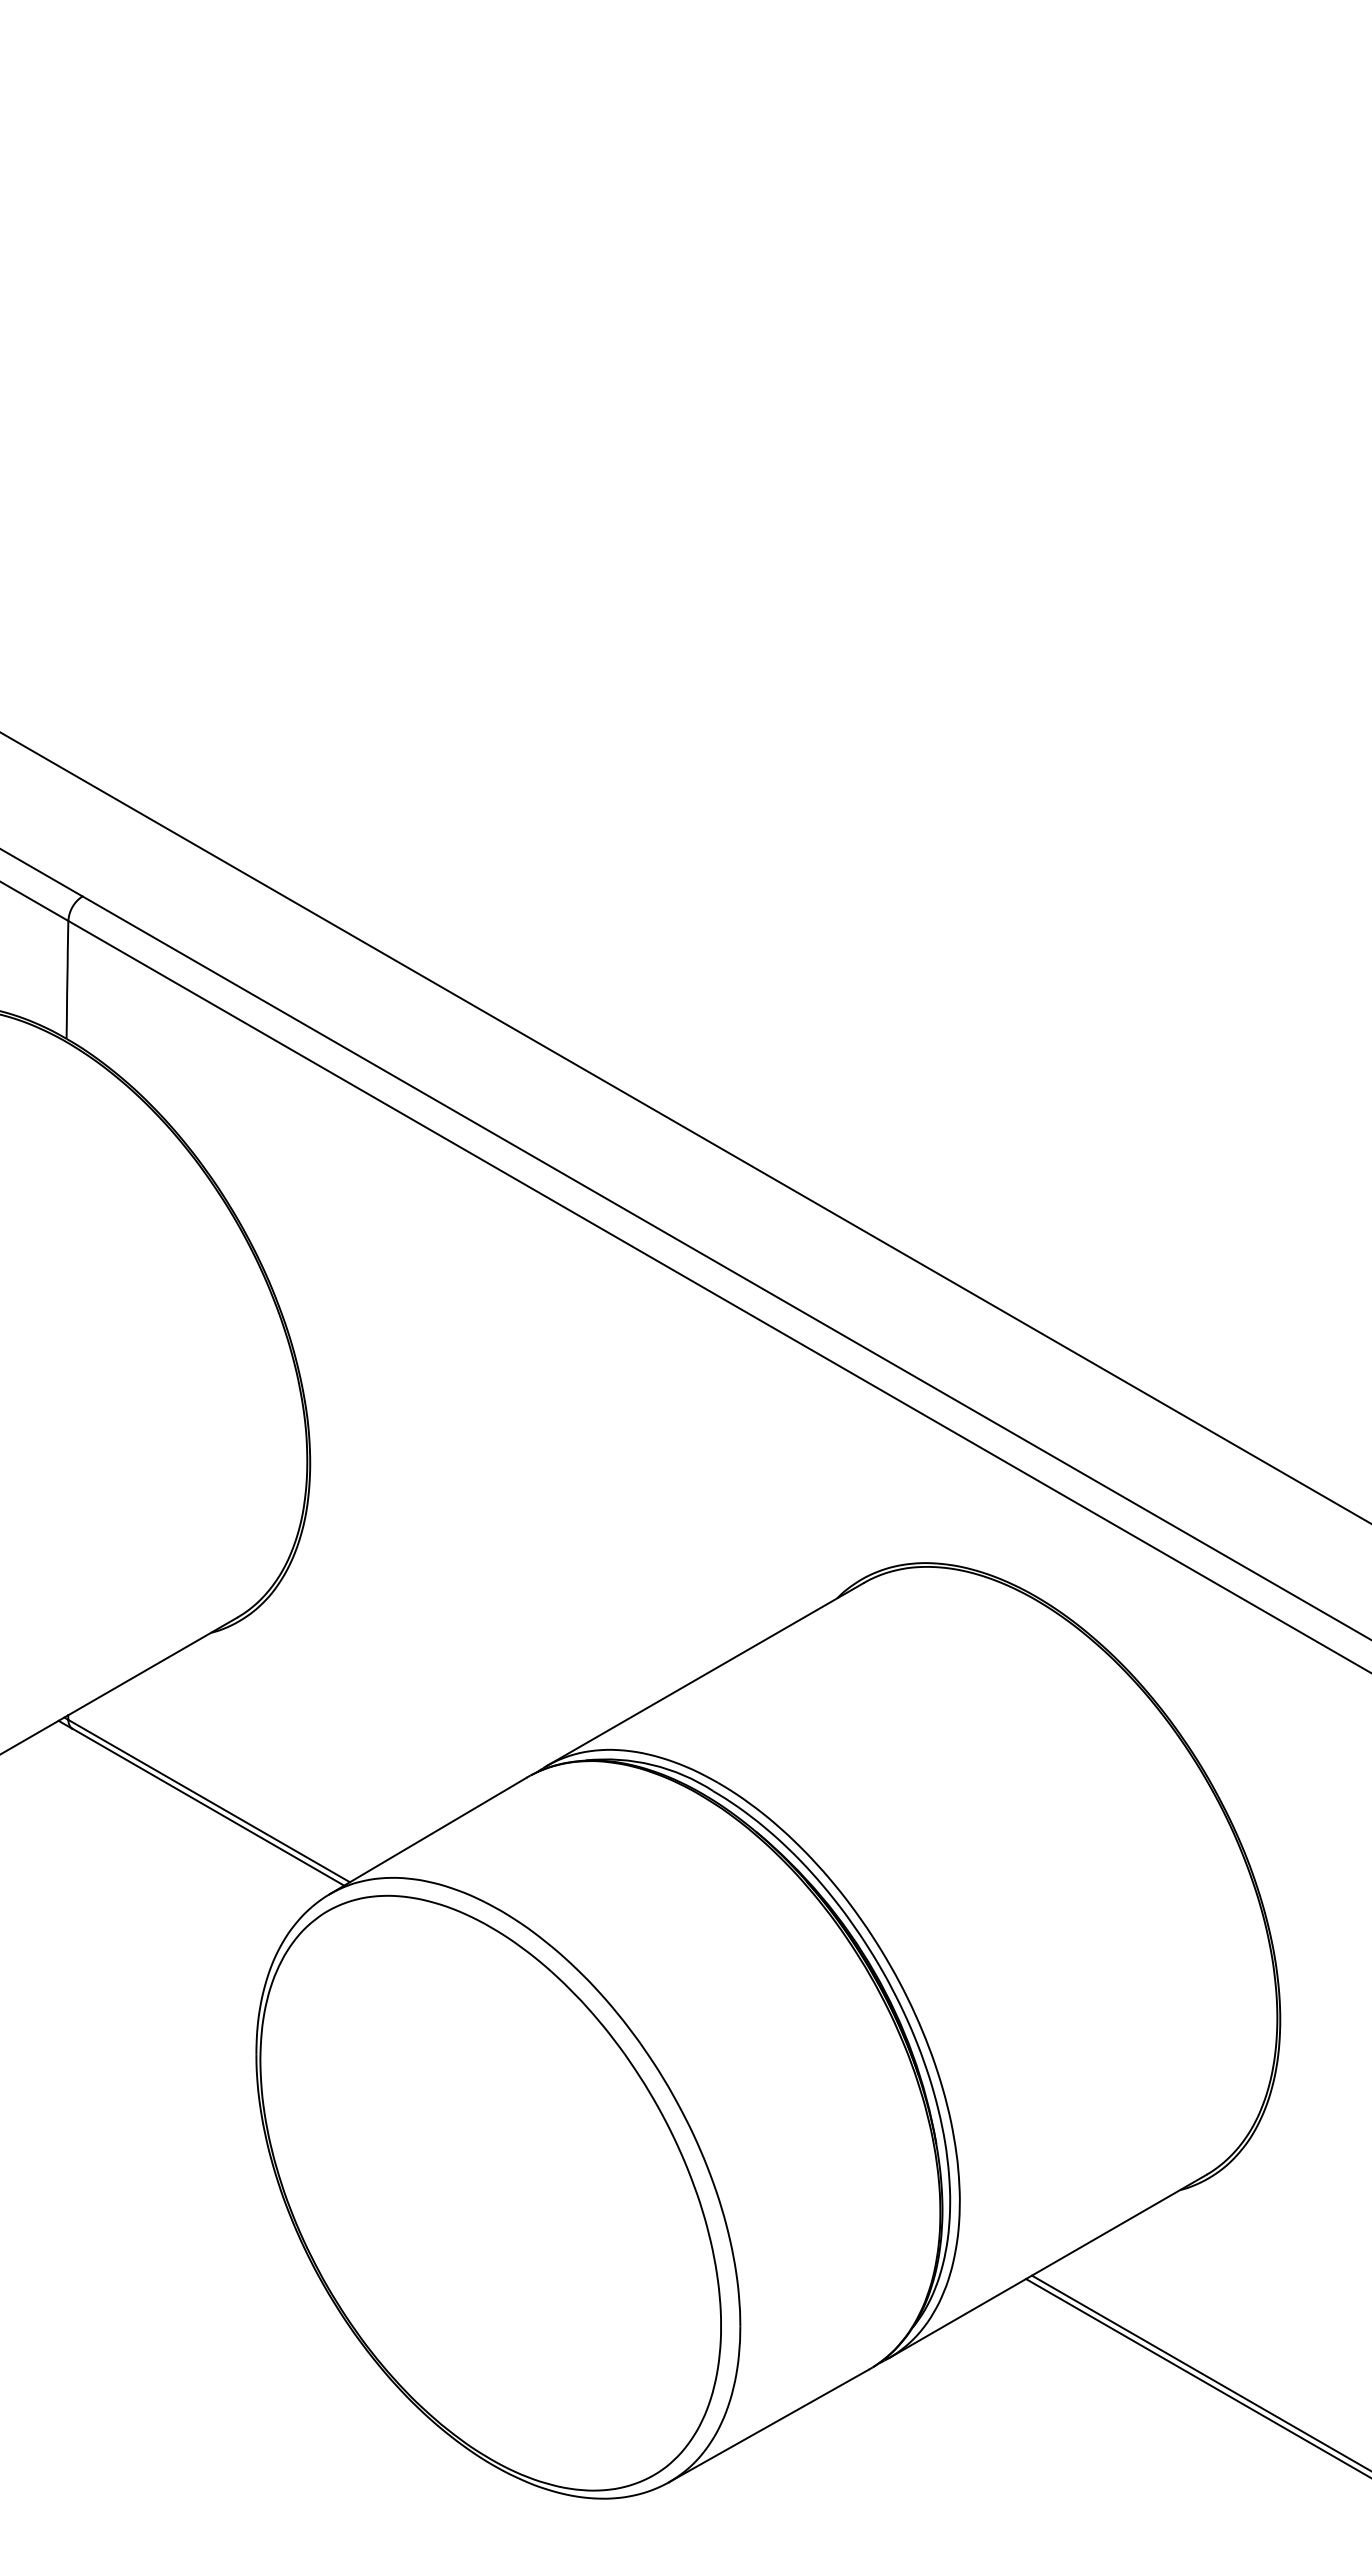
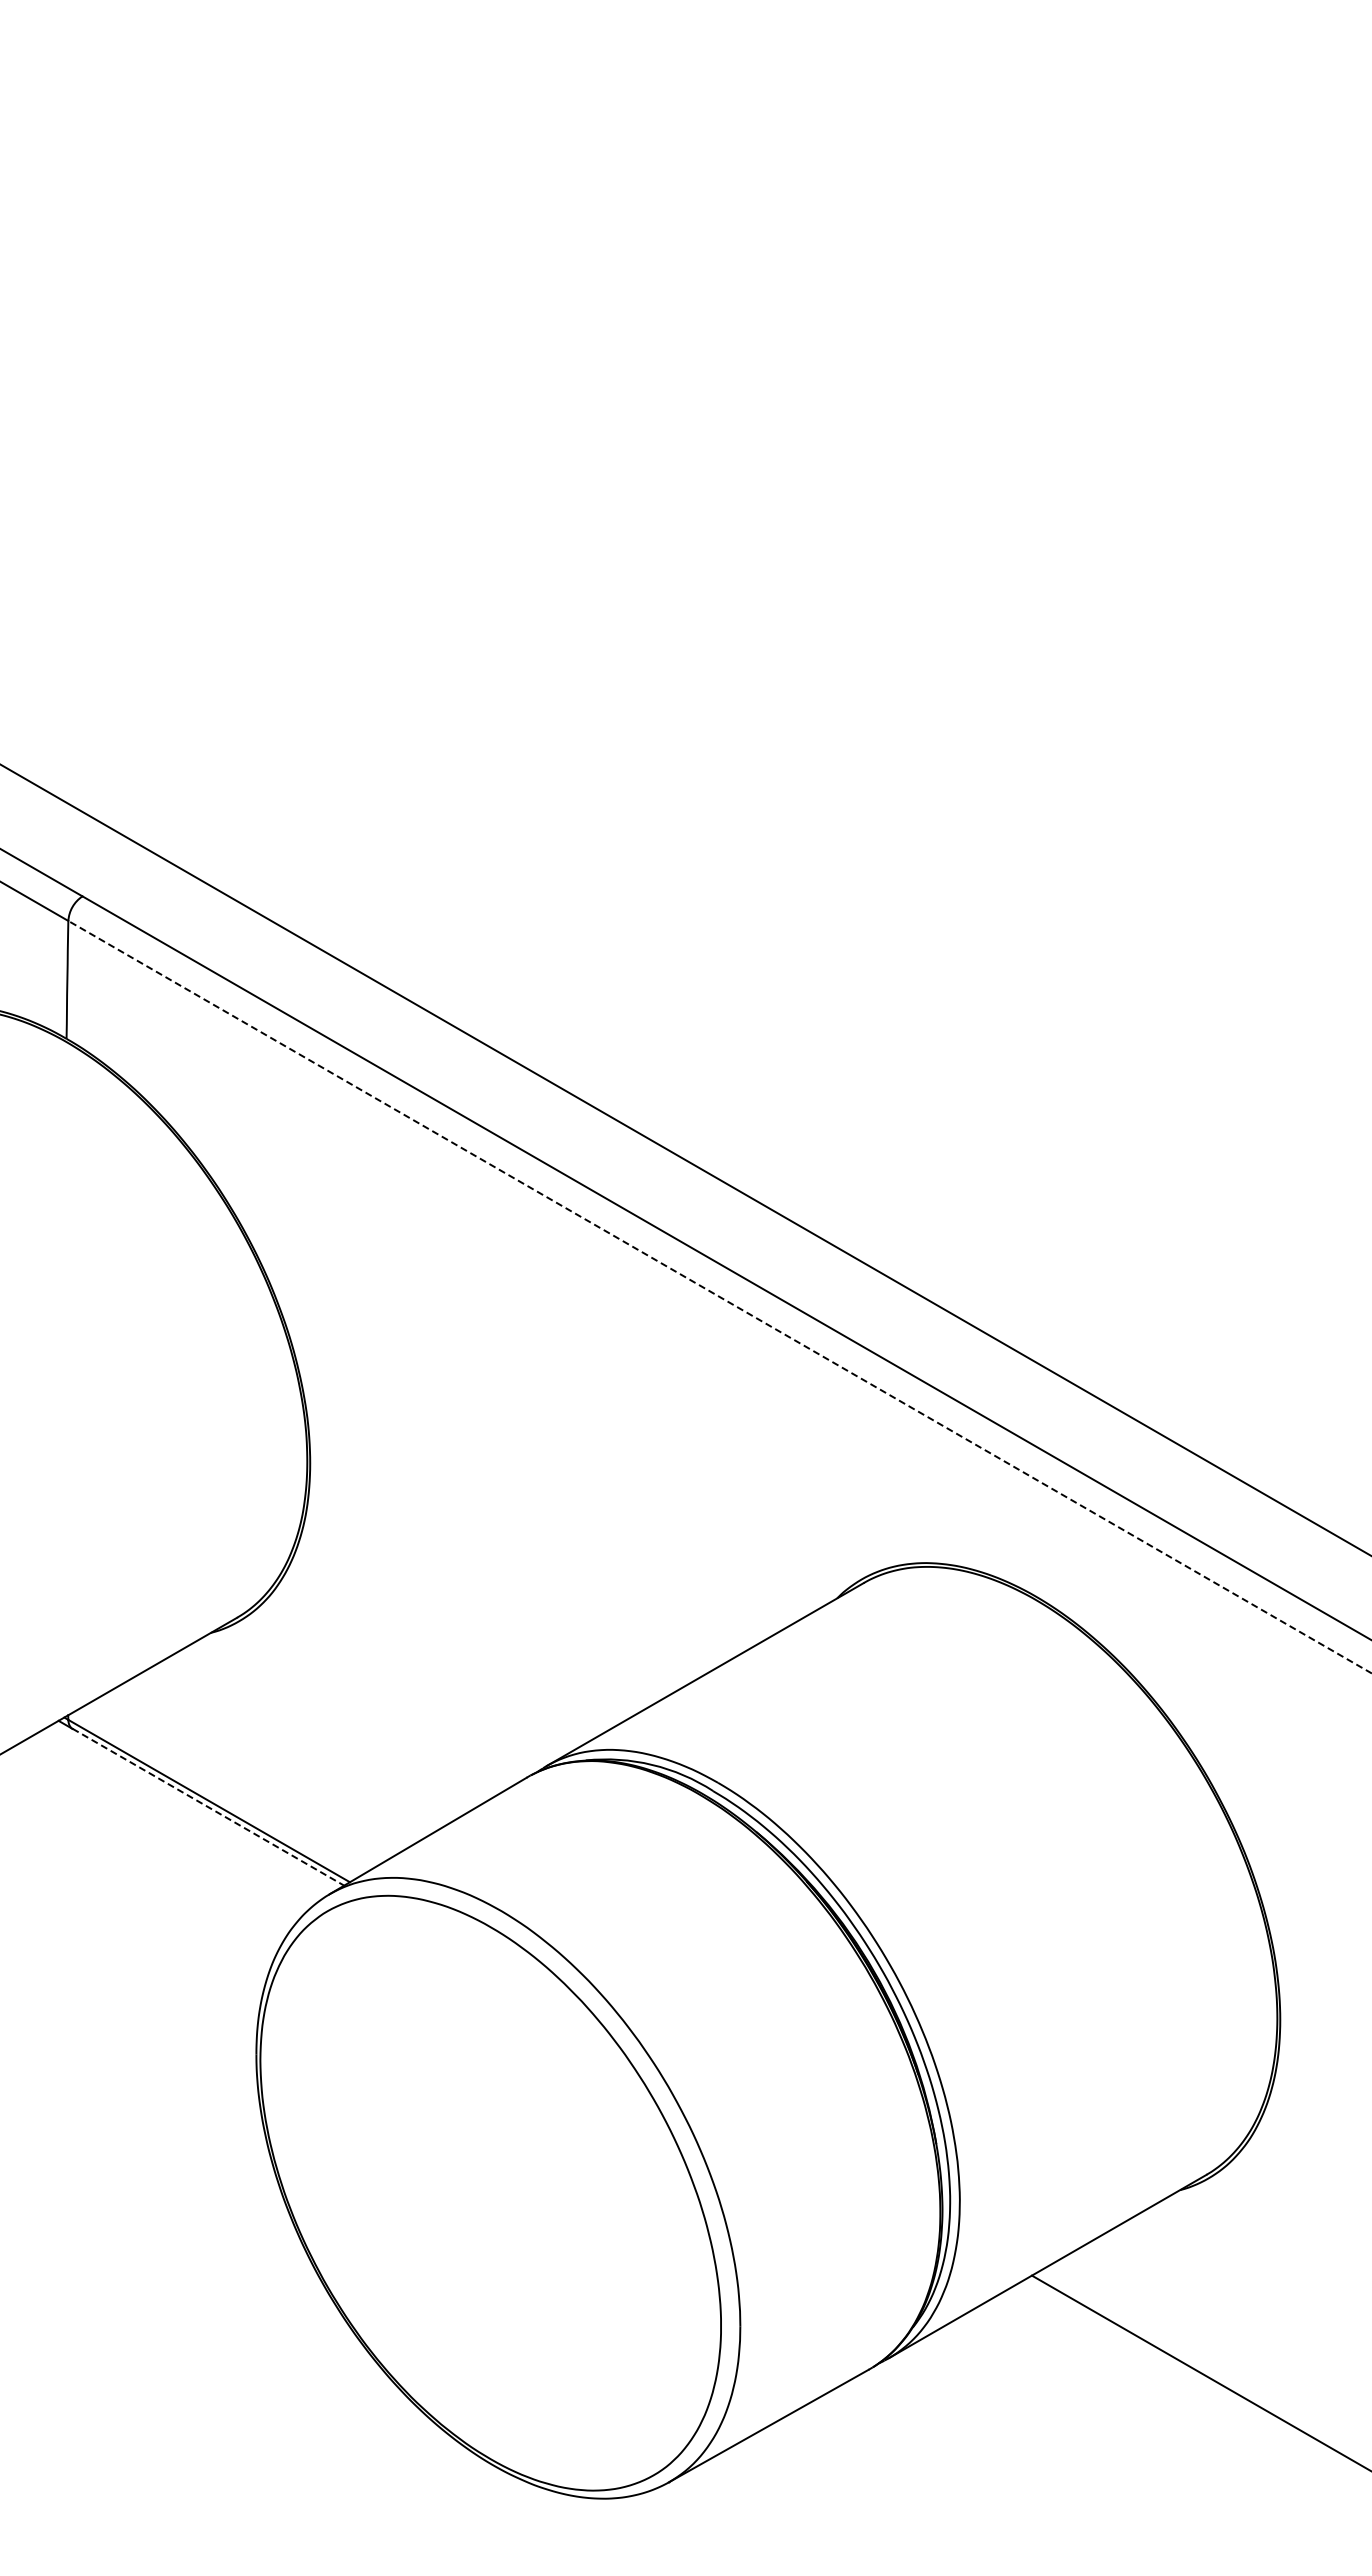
line position: (685, 1127) -> (685, 1159) (685, 1159)
line: solid -> dashed (720, 1297)
line: solid -> dashed (208, 1807)
line: present -> none (1197, 2377)
